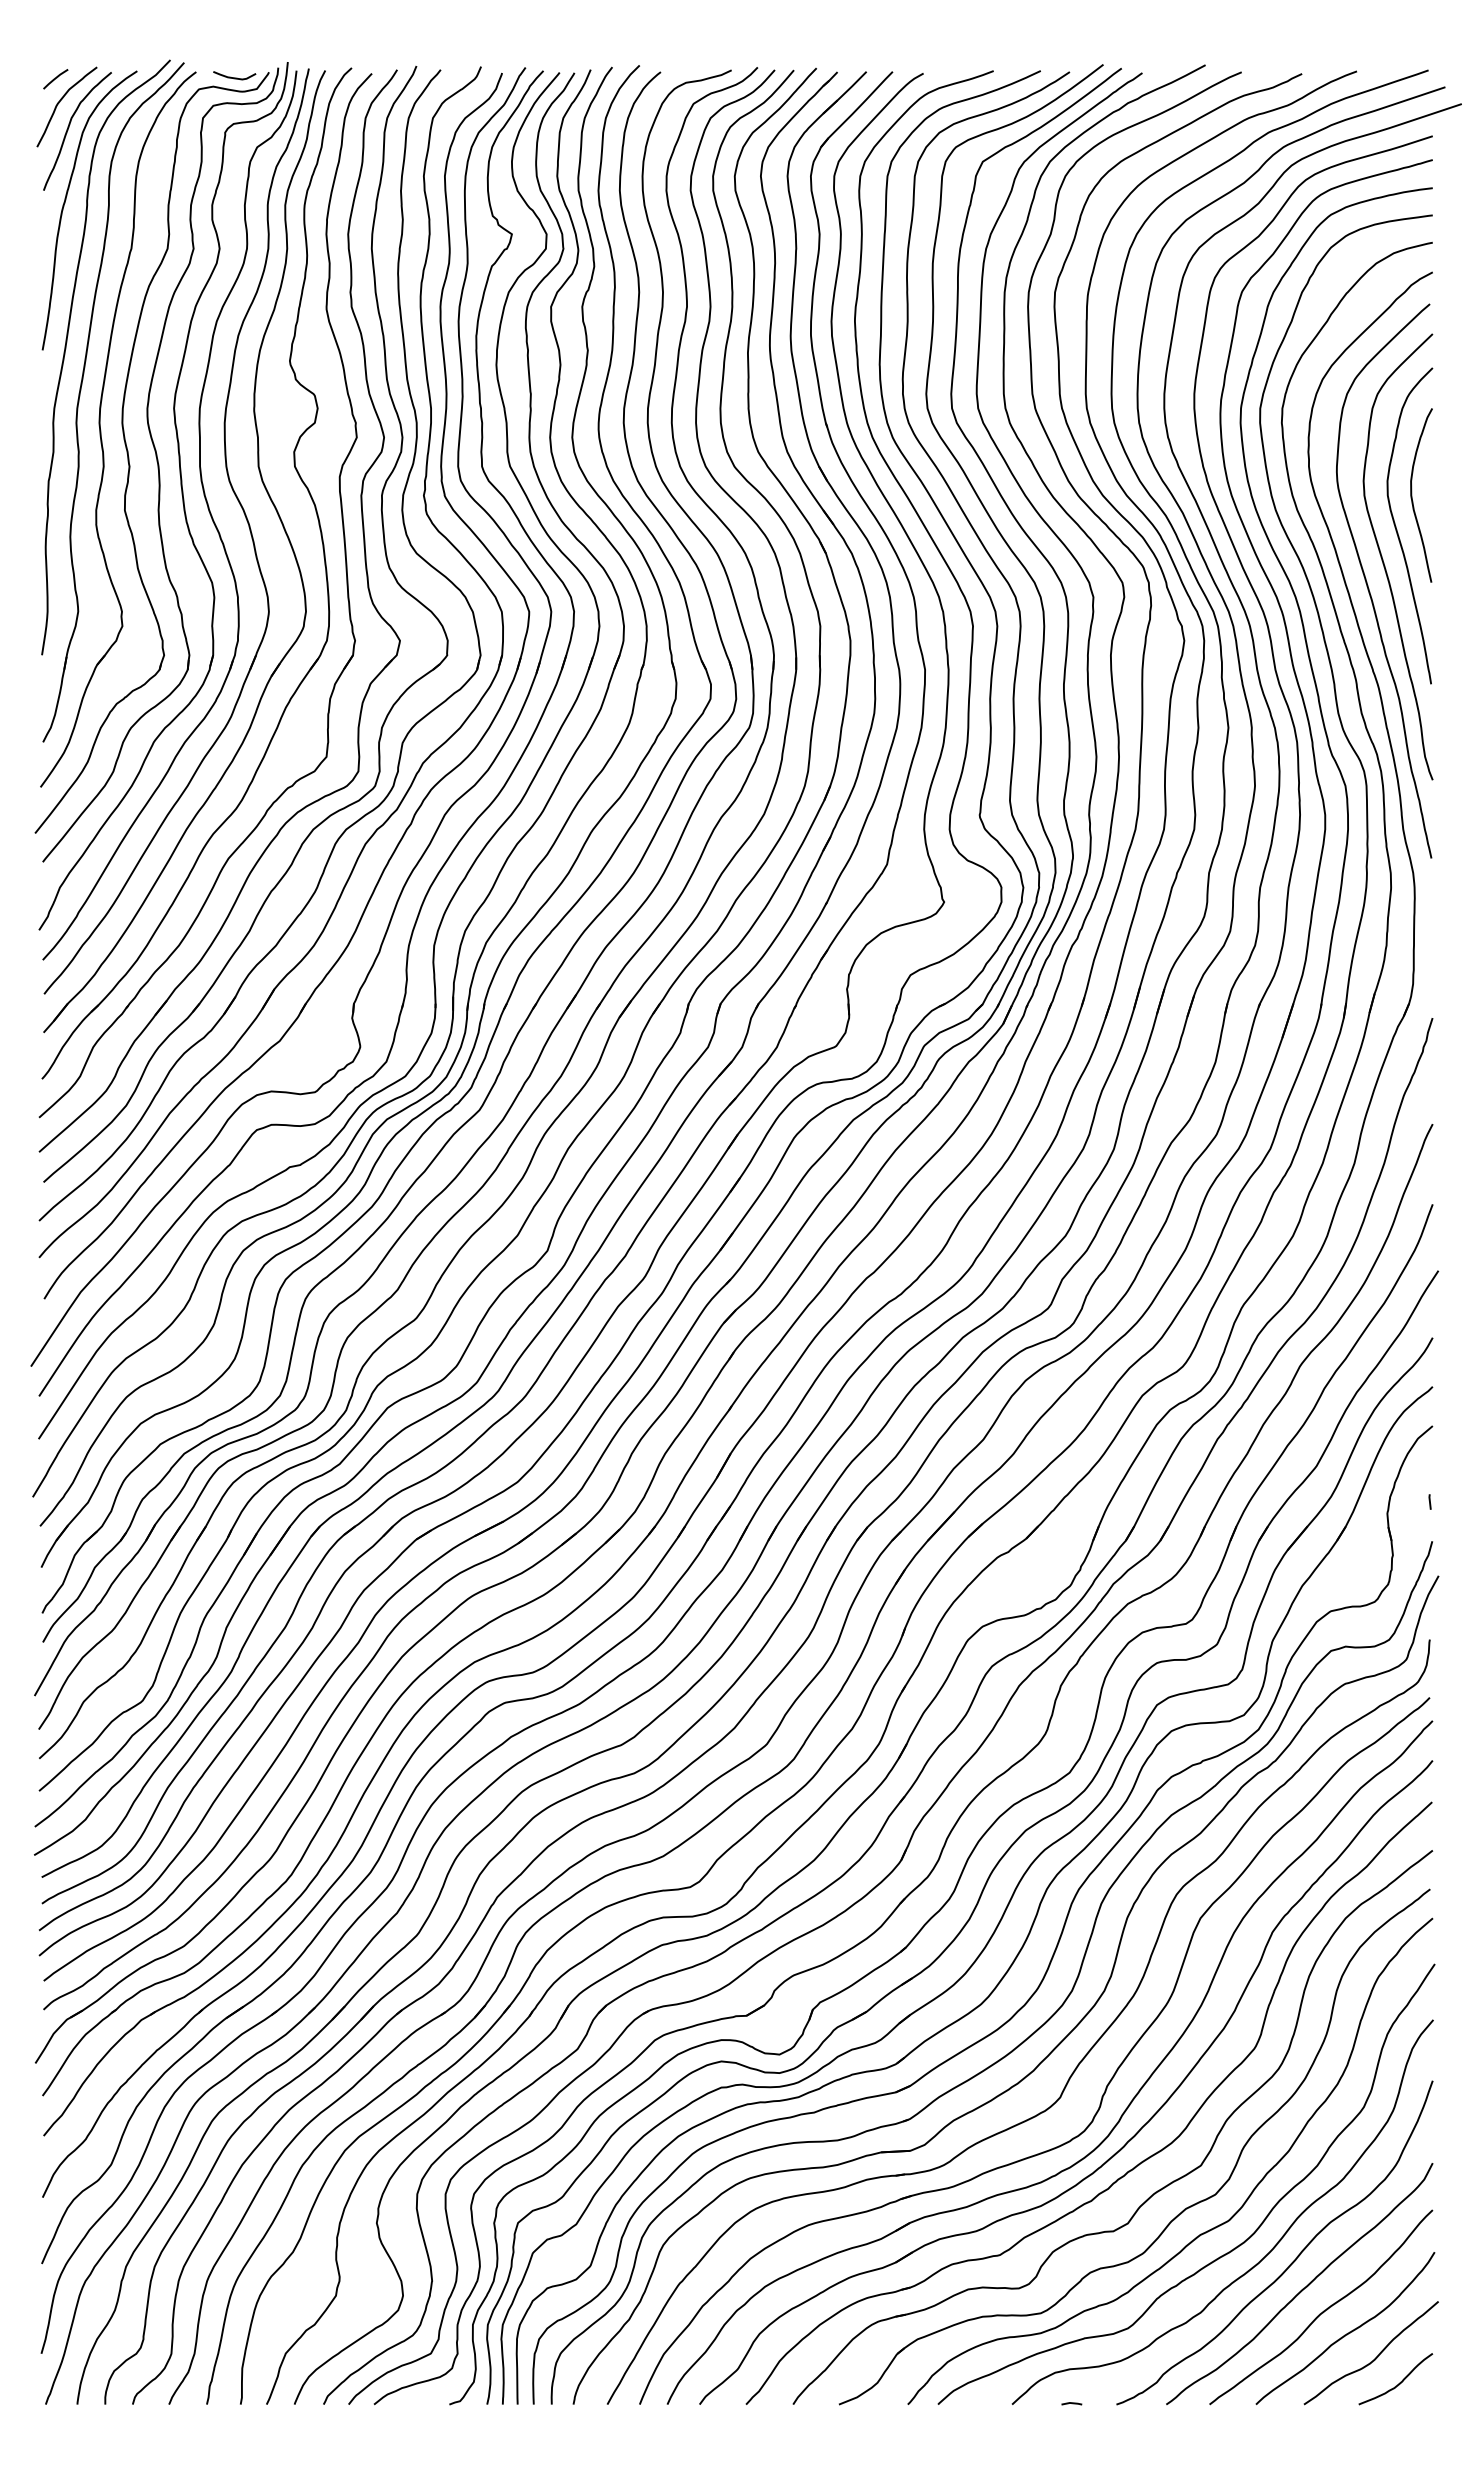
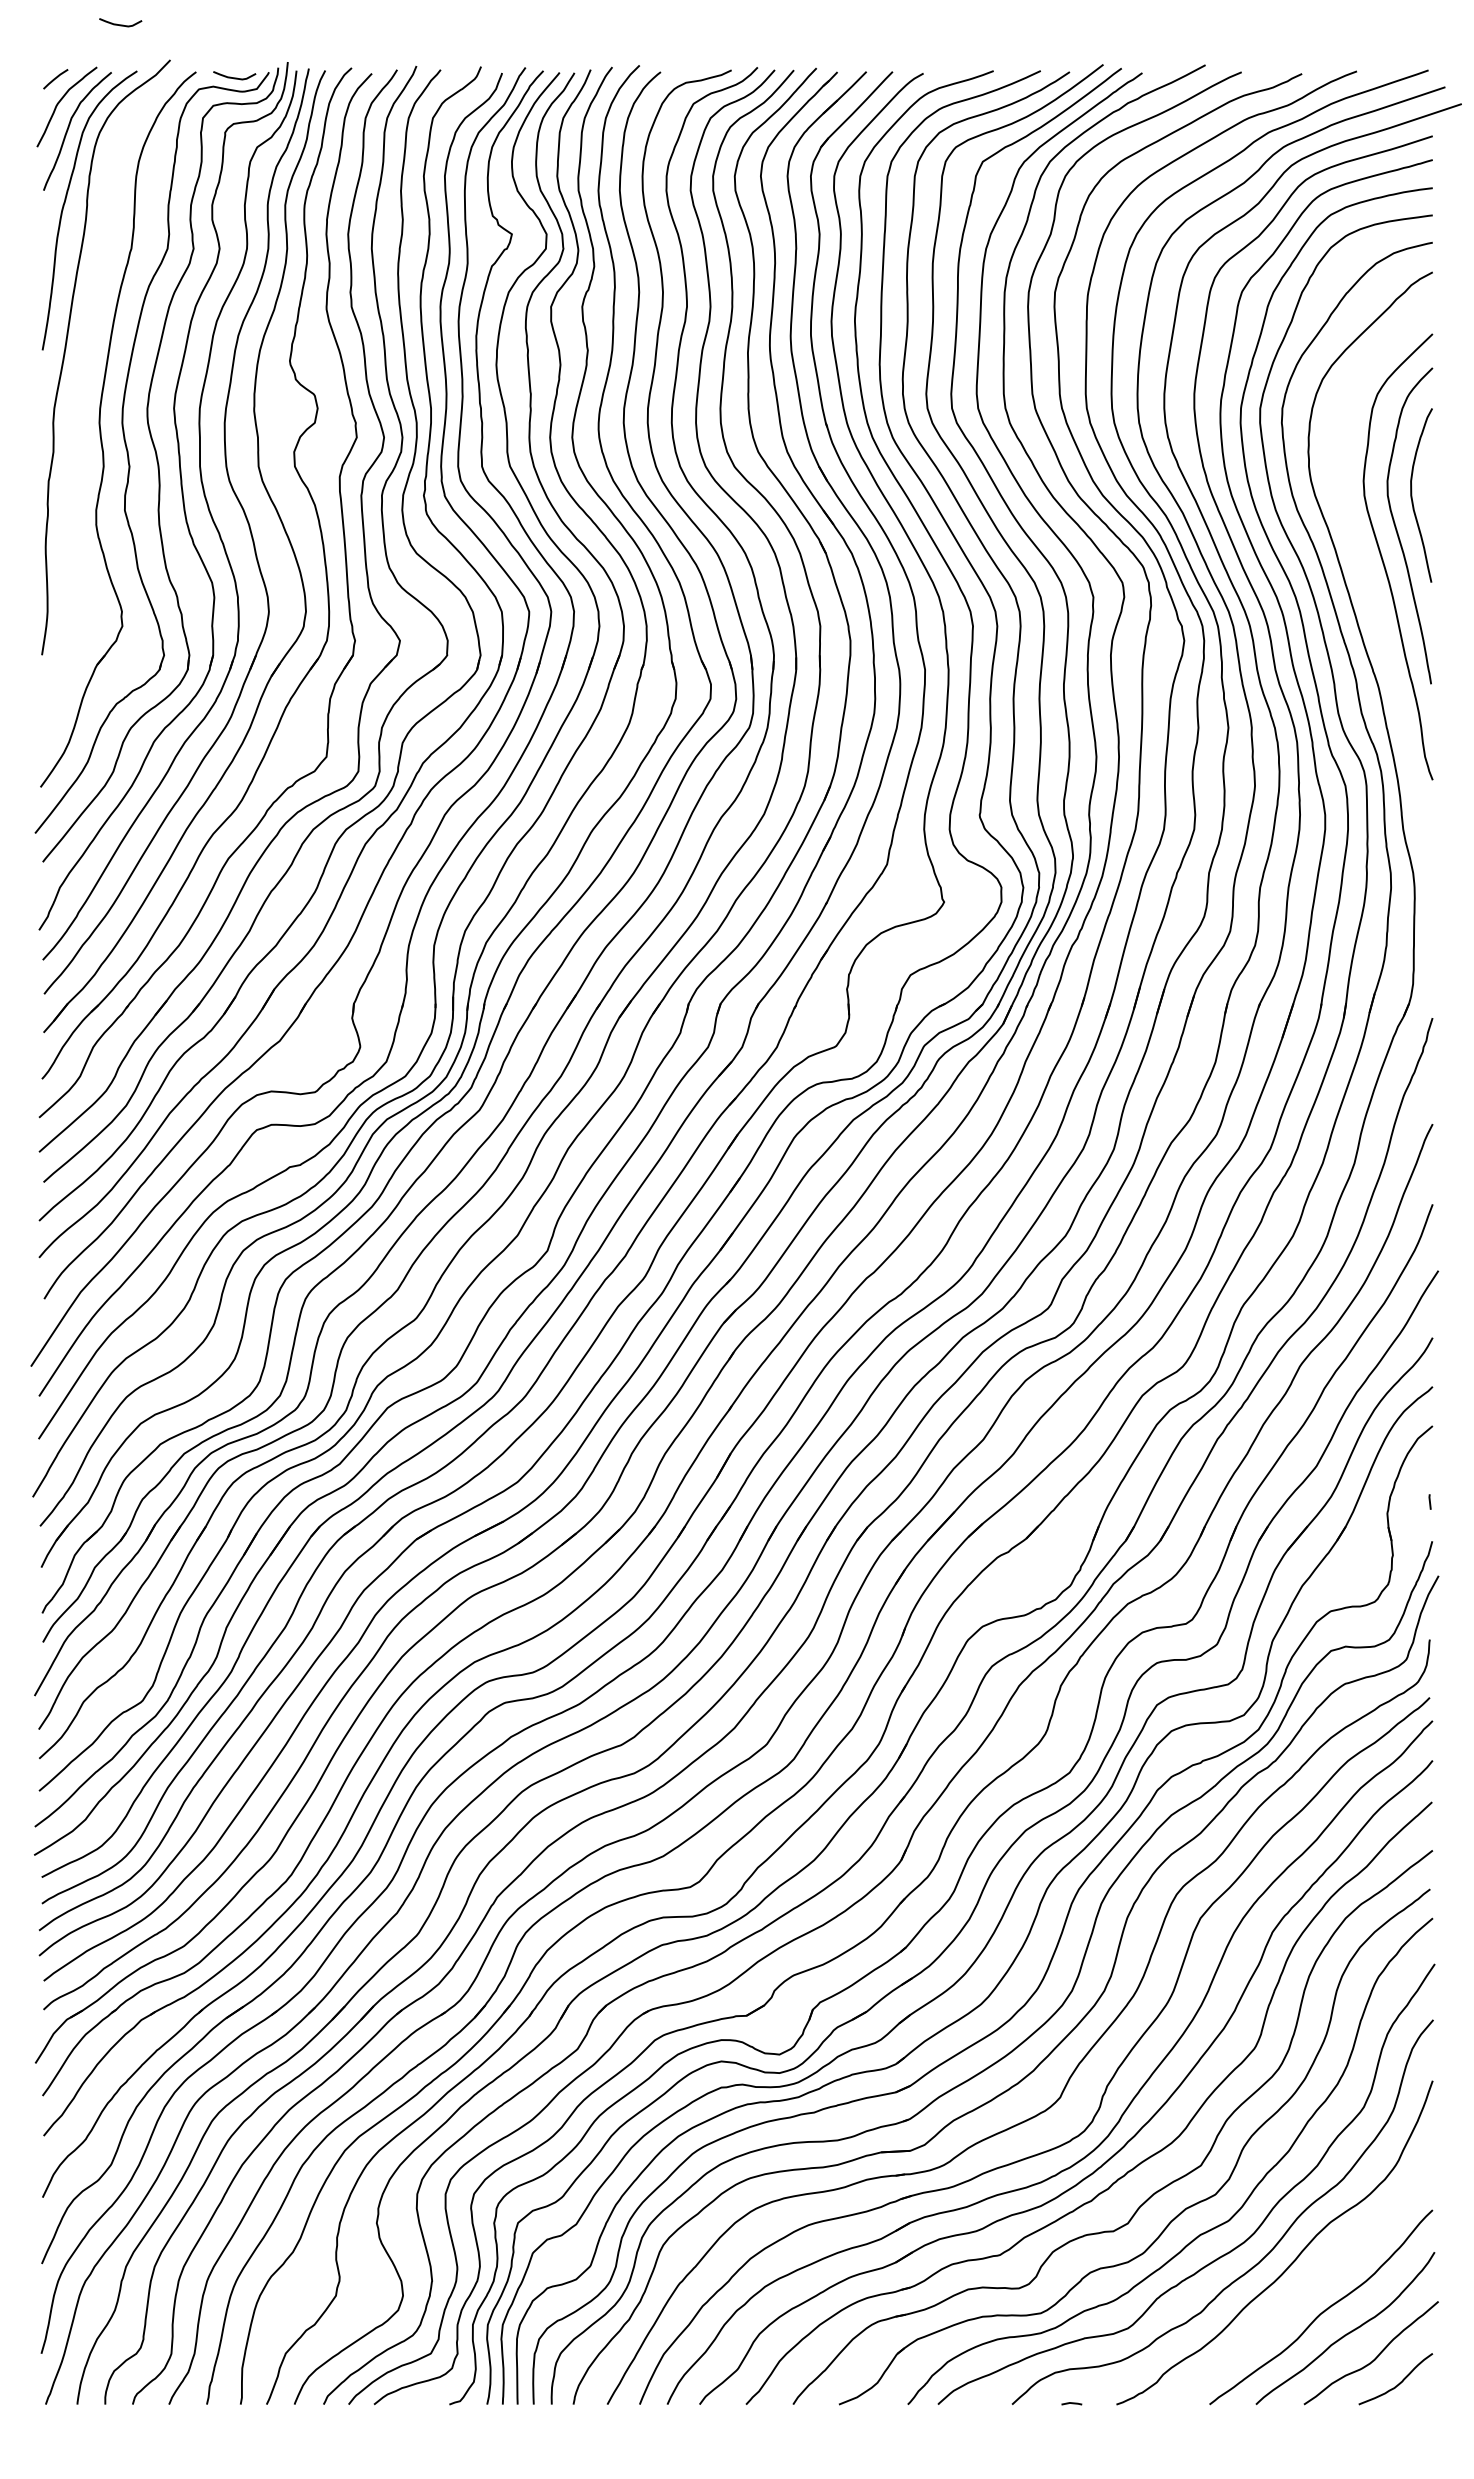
curve: none -> present (120, 24)
part: present -> none (80, 396)
curve: present -> none (1368, 585)
curve: present -> none (1302, 2288)
